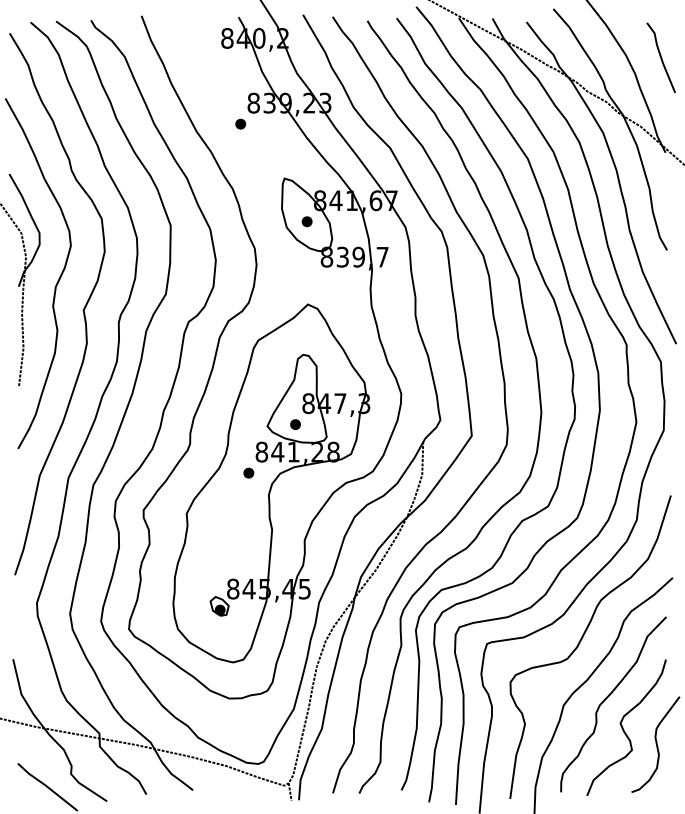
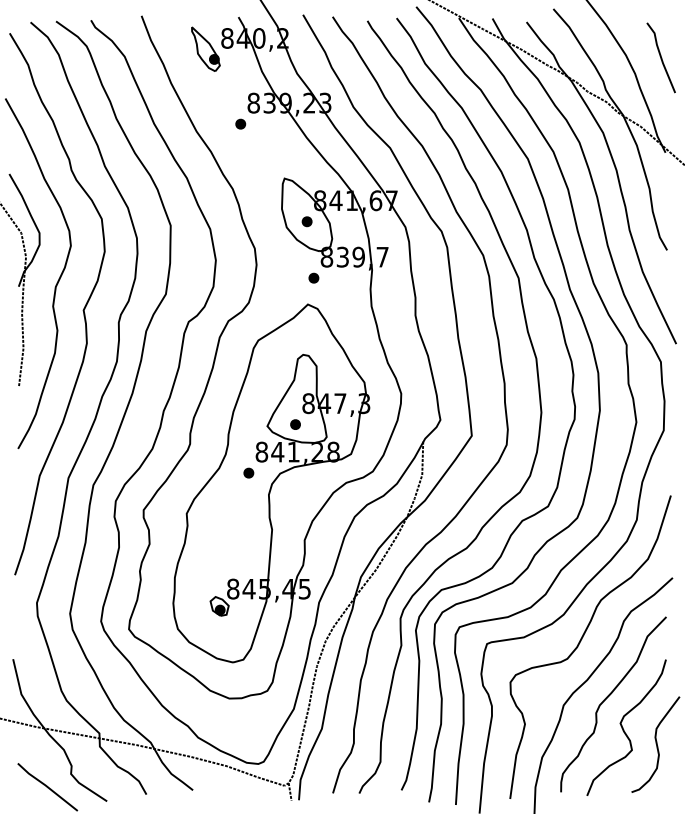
part: none -> present (205, 48)
part: none -> present (313, 277)
